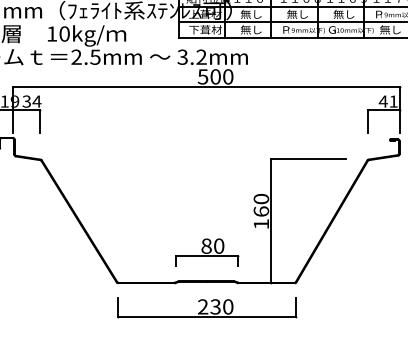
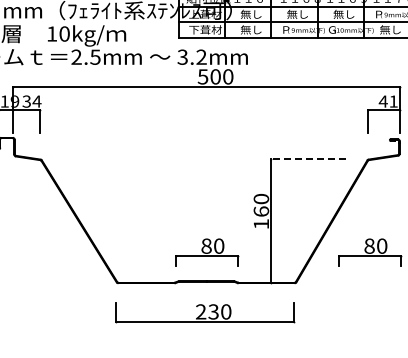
line: solid -> dashed (308, 158)
part: none -> present (370, 252)
part position: (207, 307) -> (205, 312) (205, 312)
